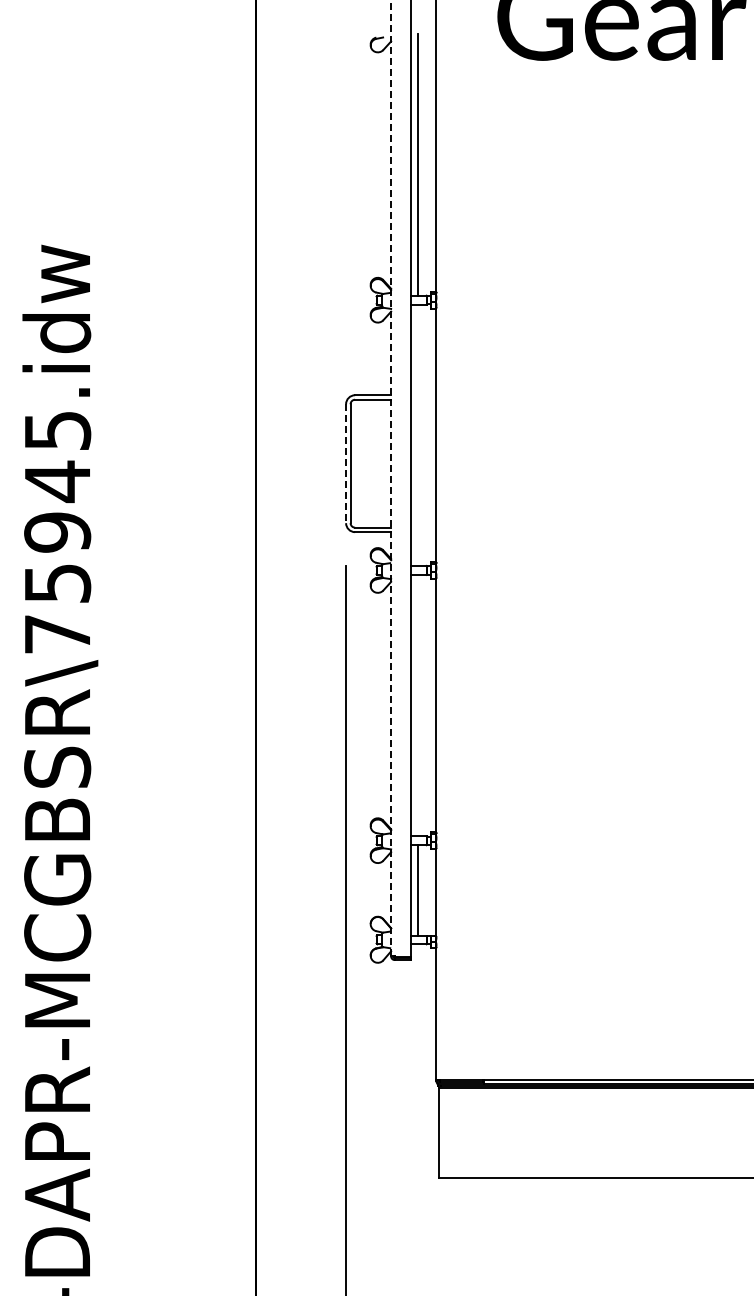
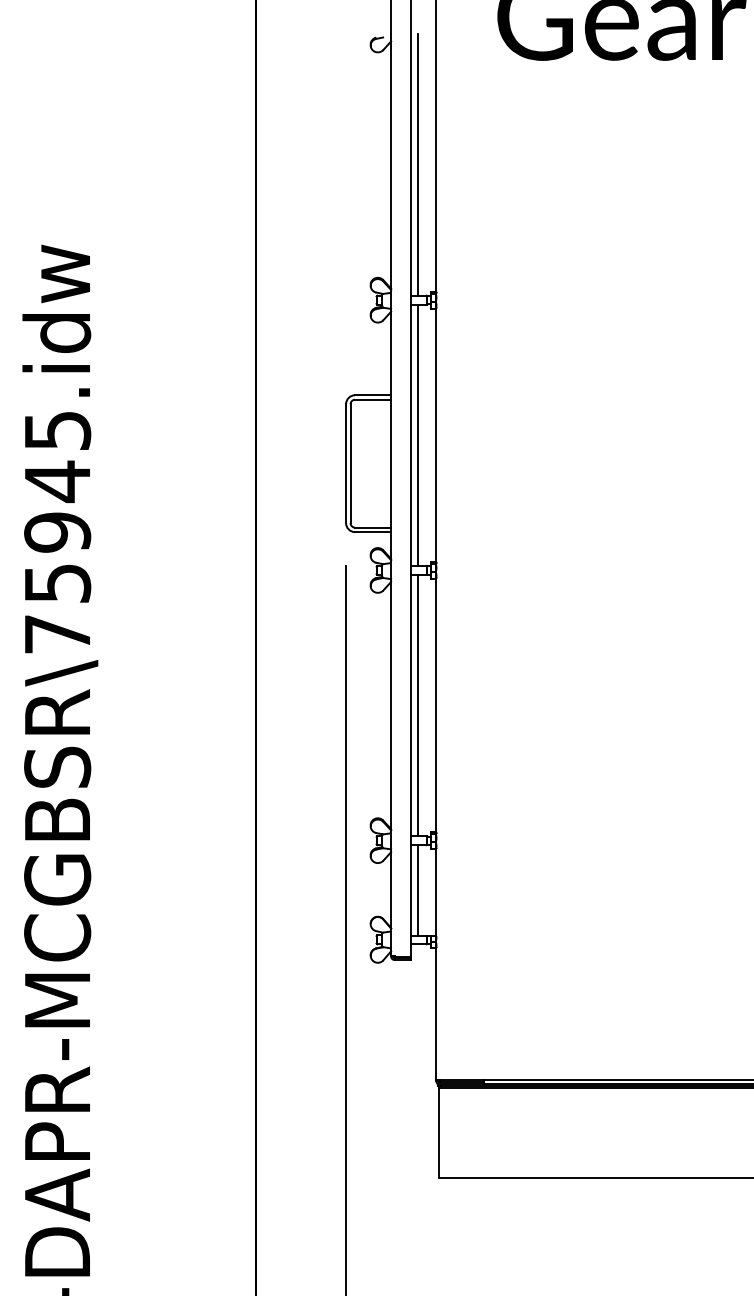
line: none -> present (418, 434)
line: dashed -> solid (346, 464)
line: dashed -> solid (391, 478)
line: none -> present (418, 705)
